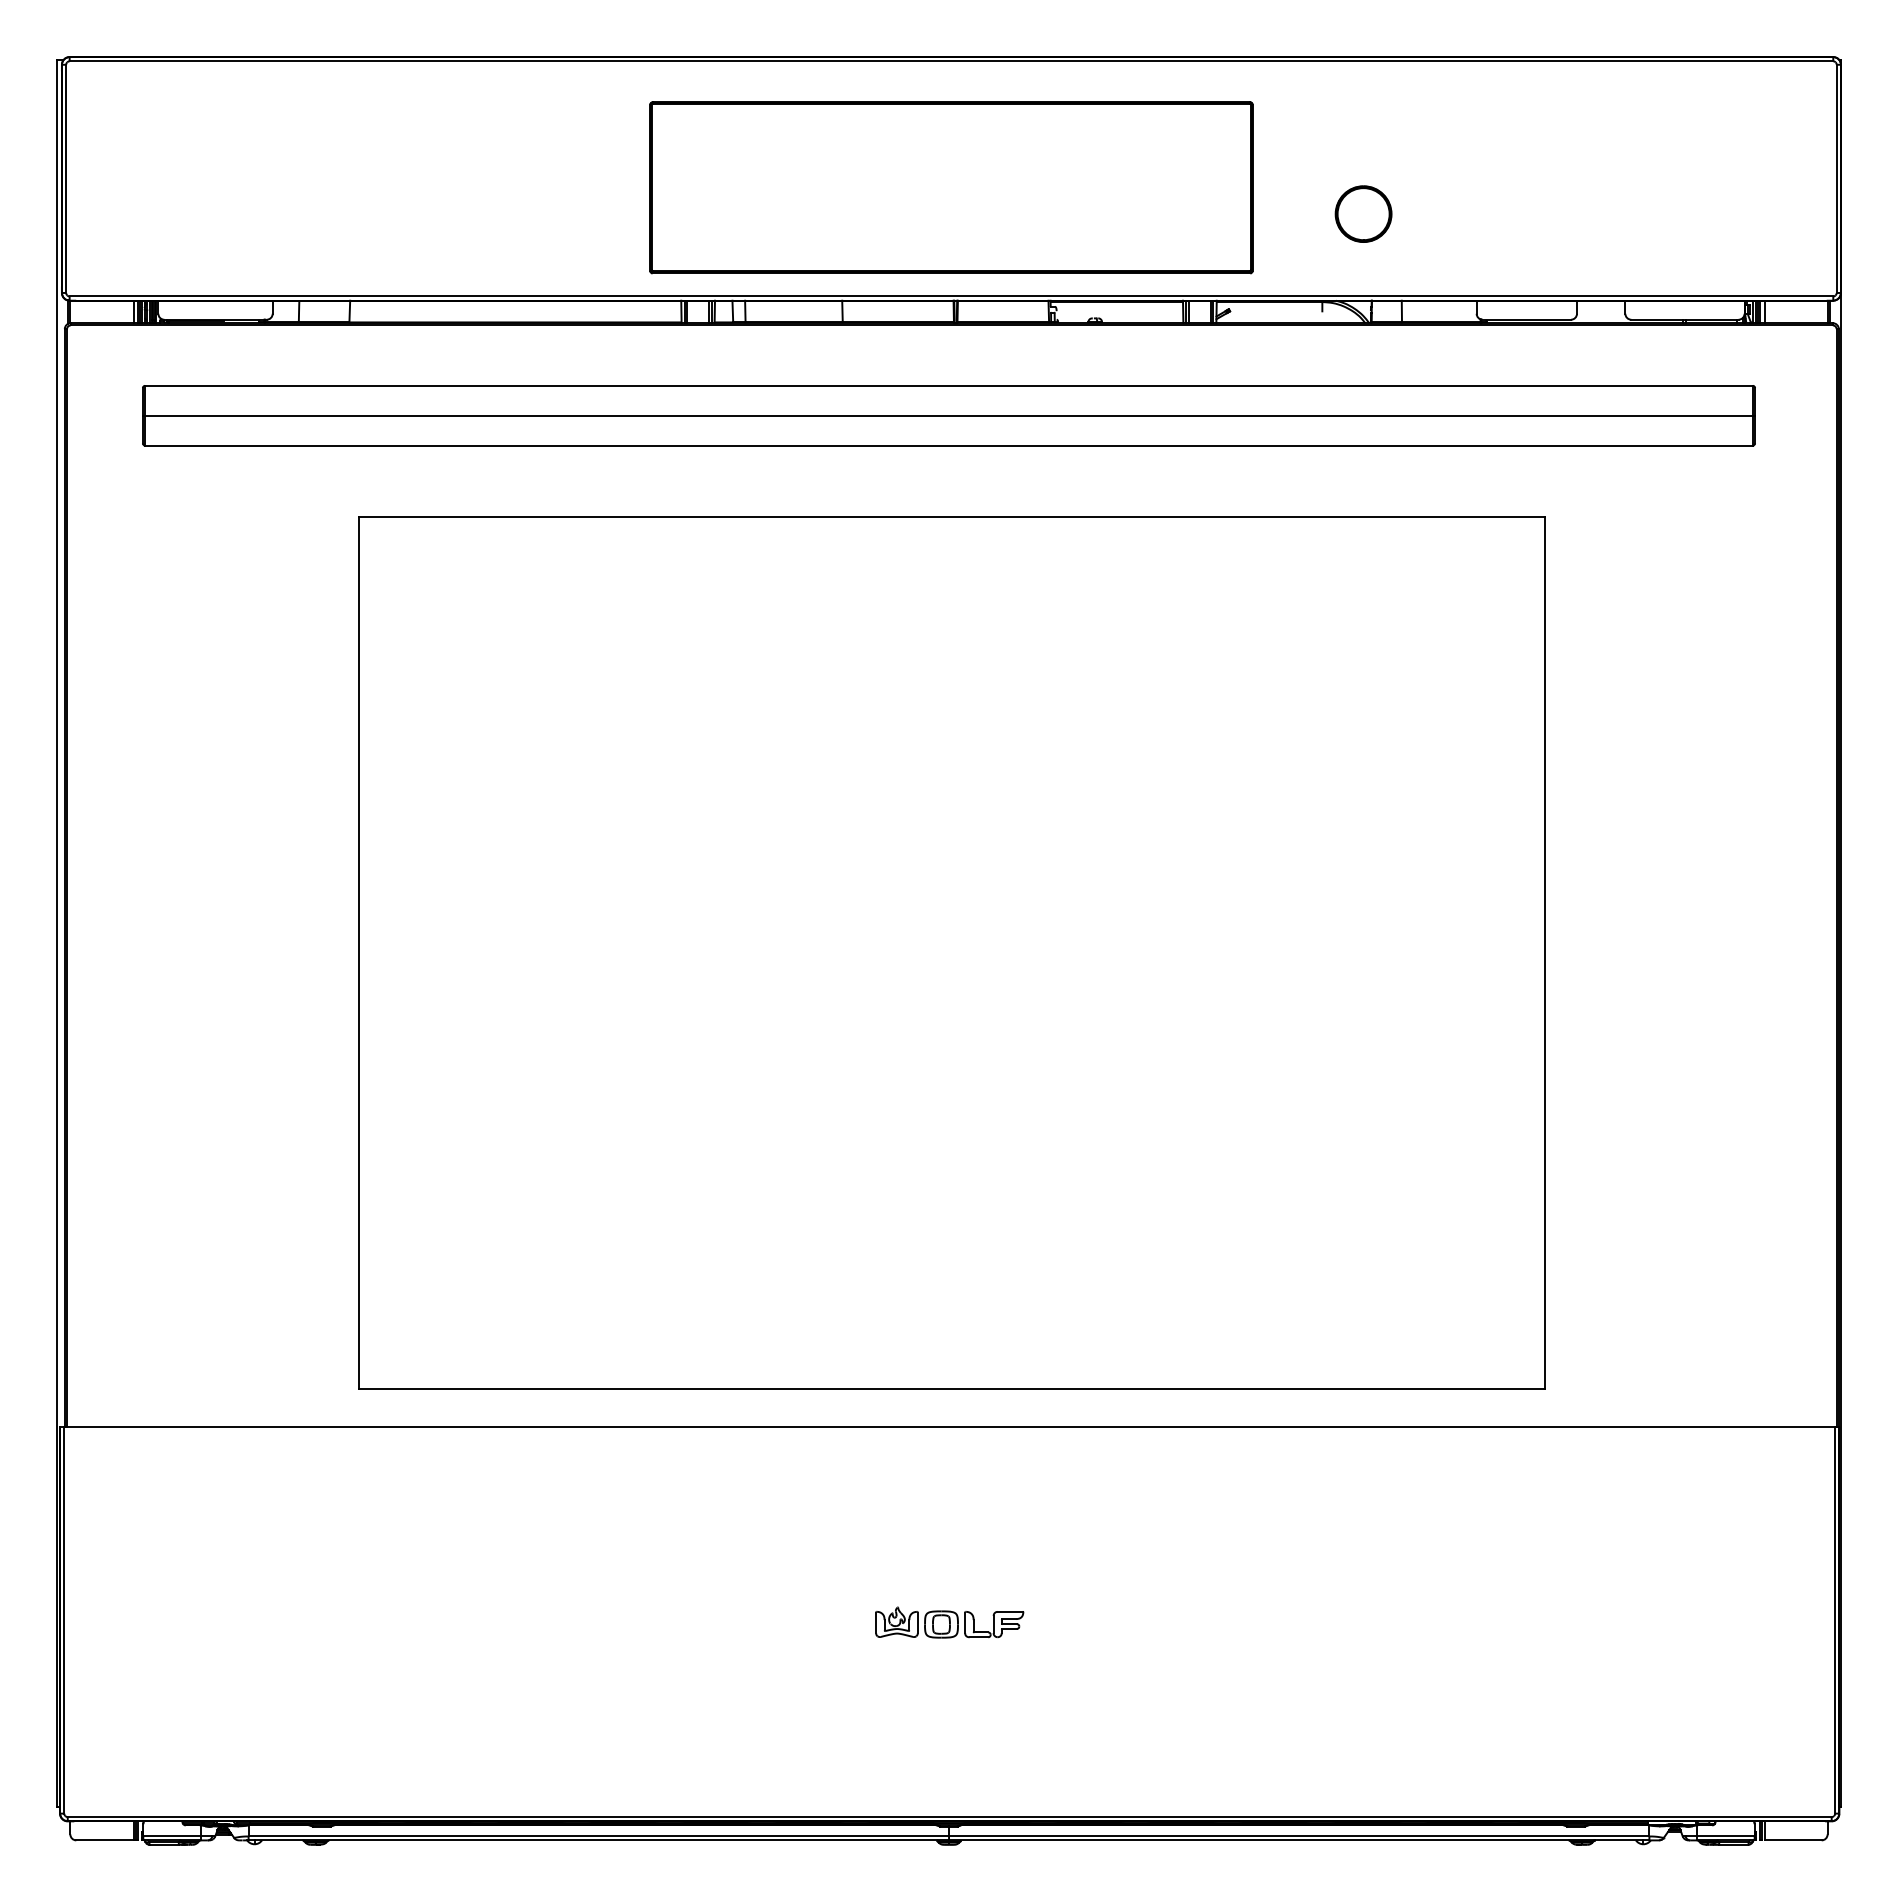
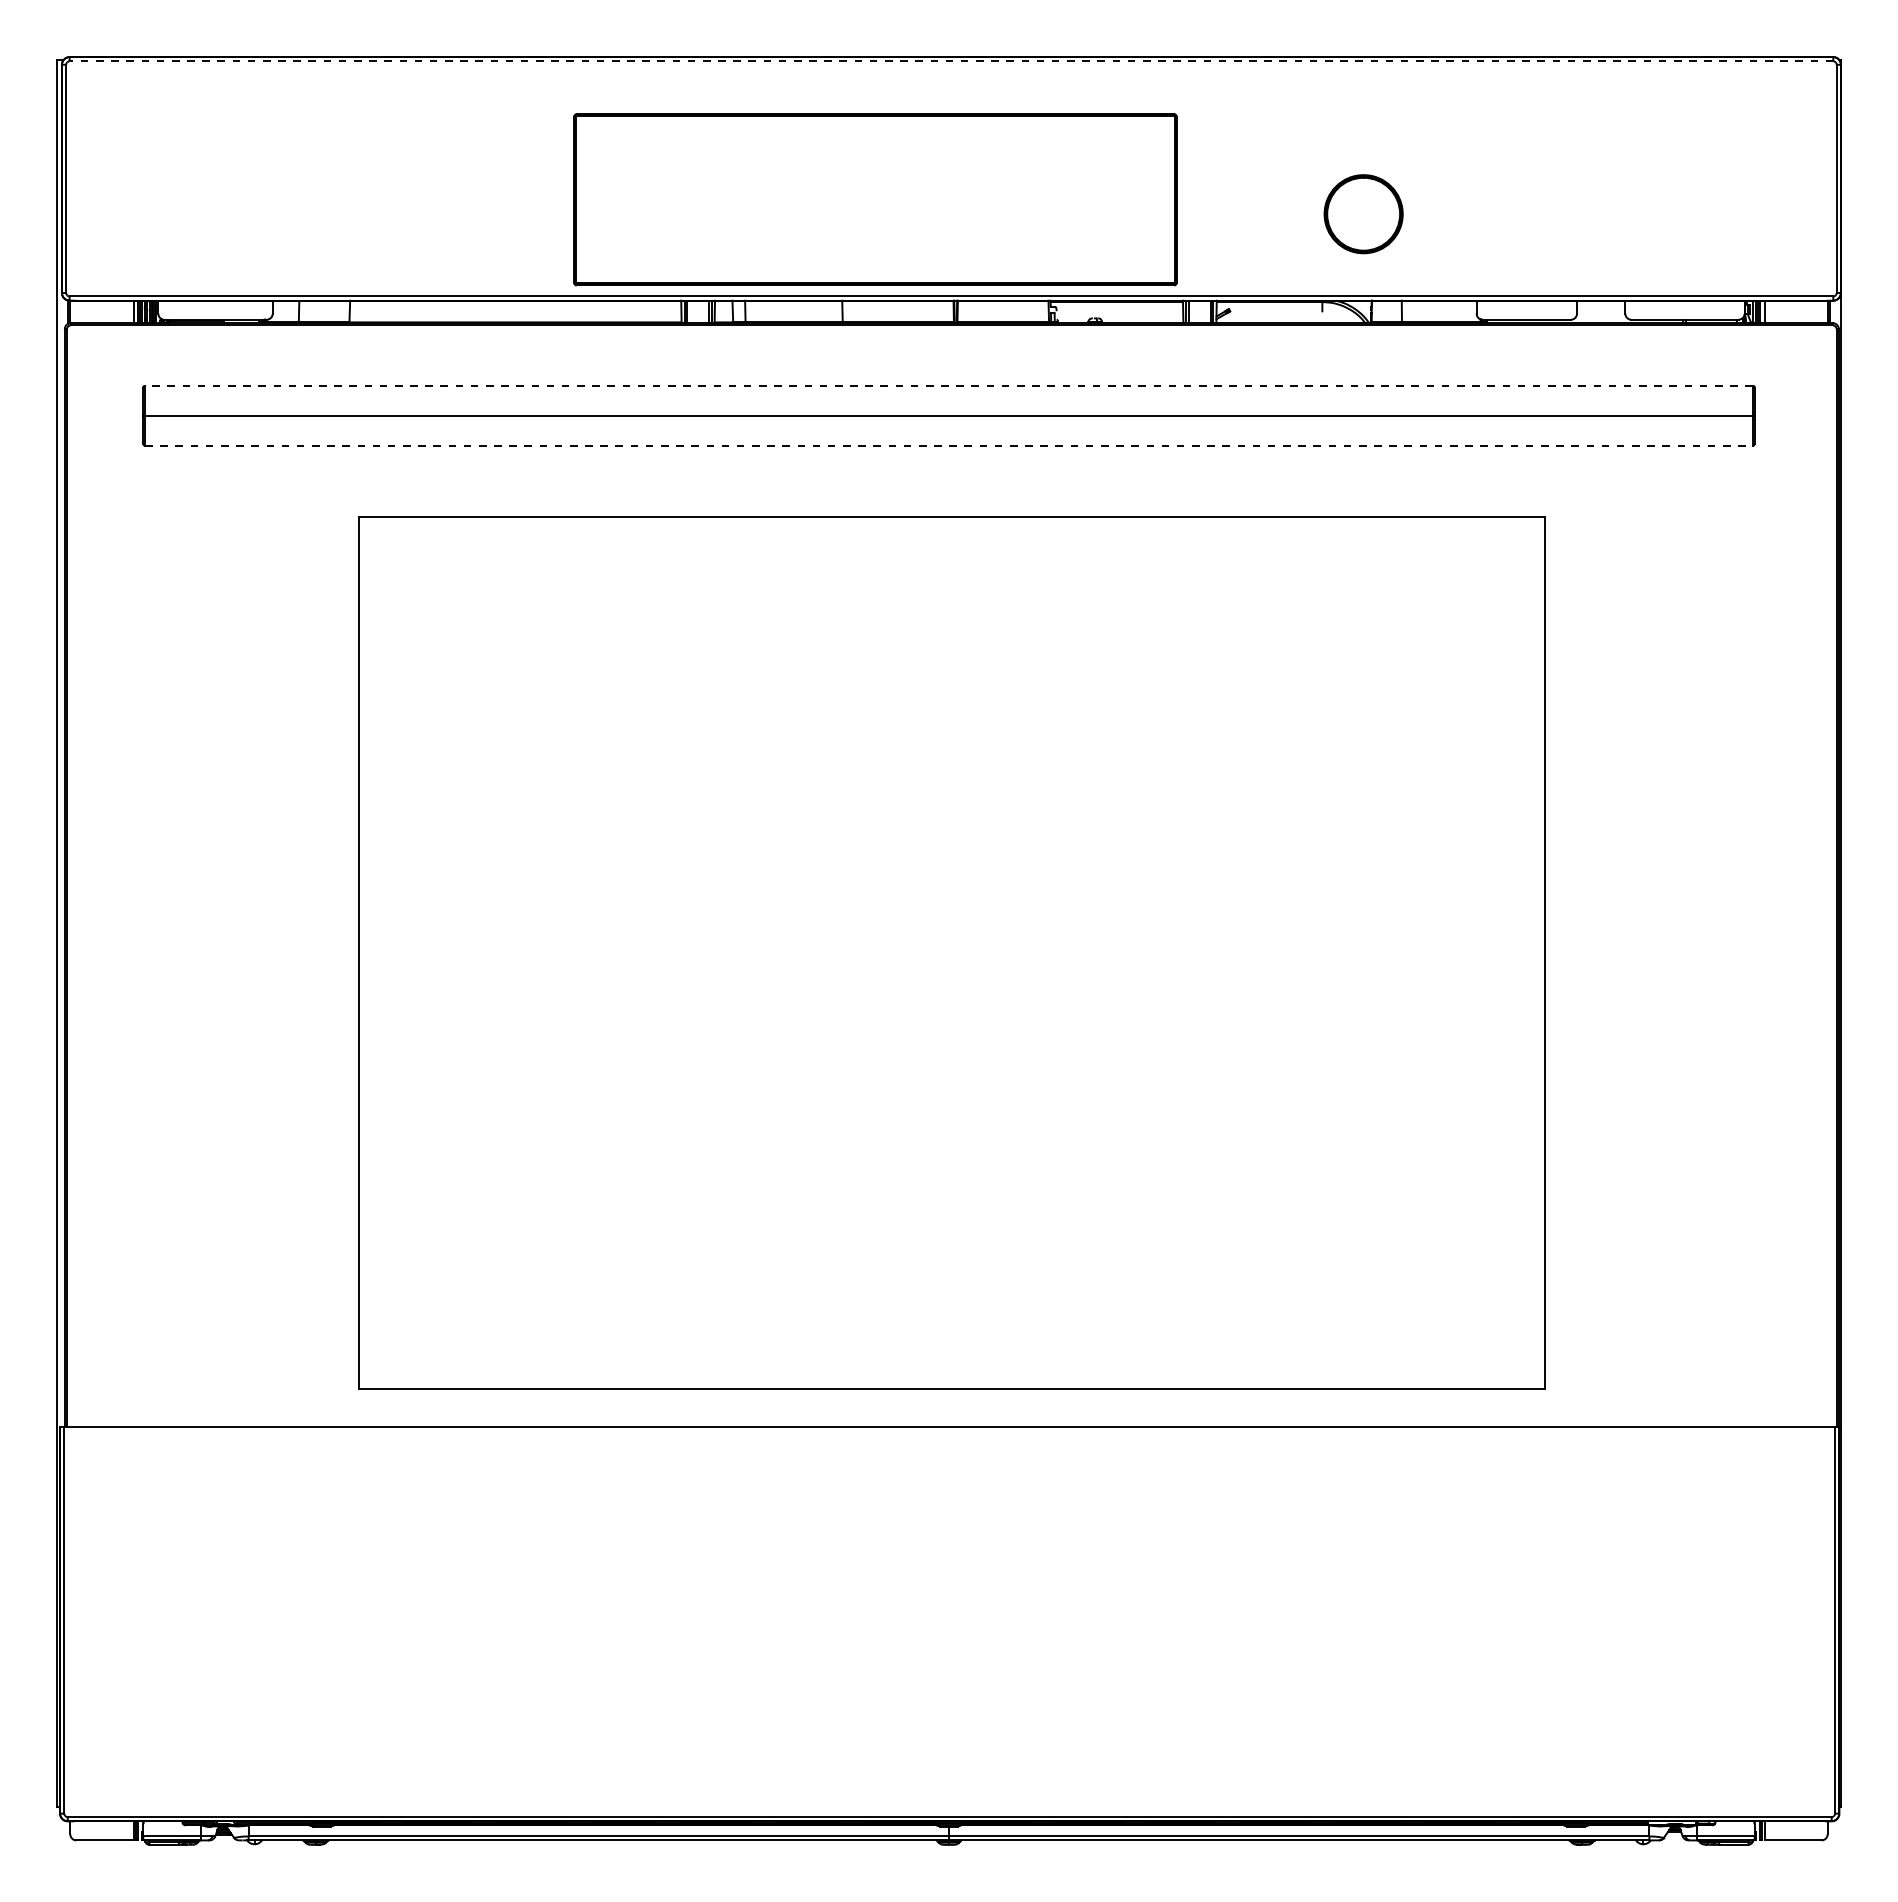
line: solid -> dashed (951, 61)
part position: (951, 187) -> (875, 199) (875, 199)
part size: 59x58 px -> 81x81 px (1363, 214)
line: solid -> dashed (948, 385)
line: solid -> dashed (948, 445)
part: present -> none (949, 1622)
